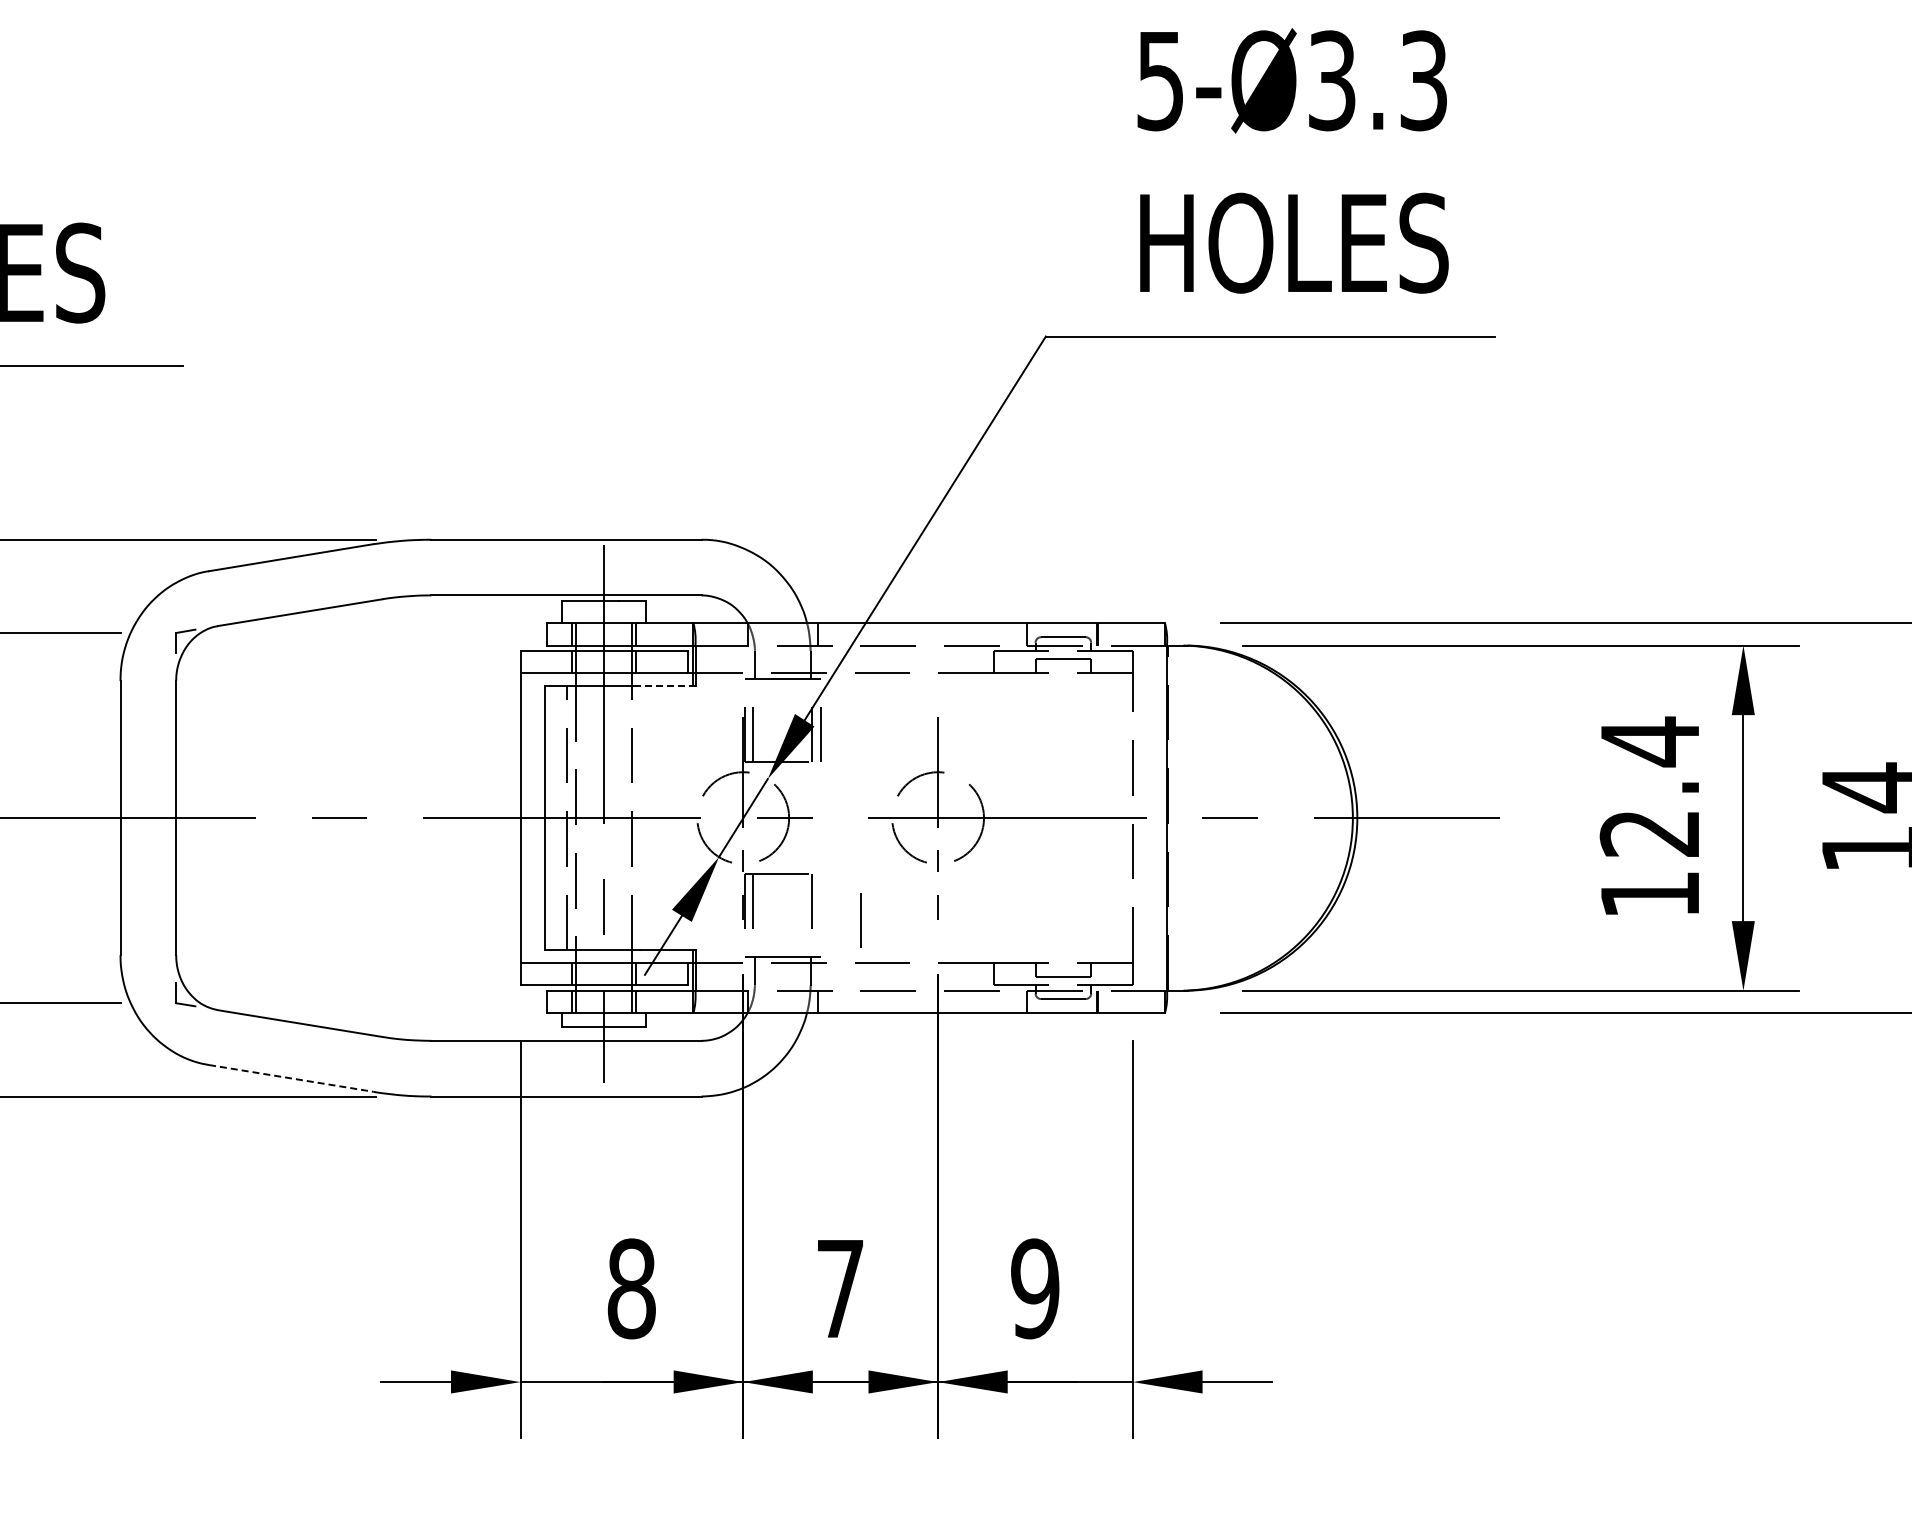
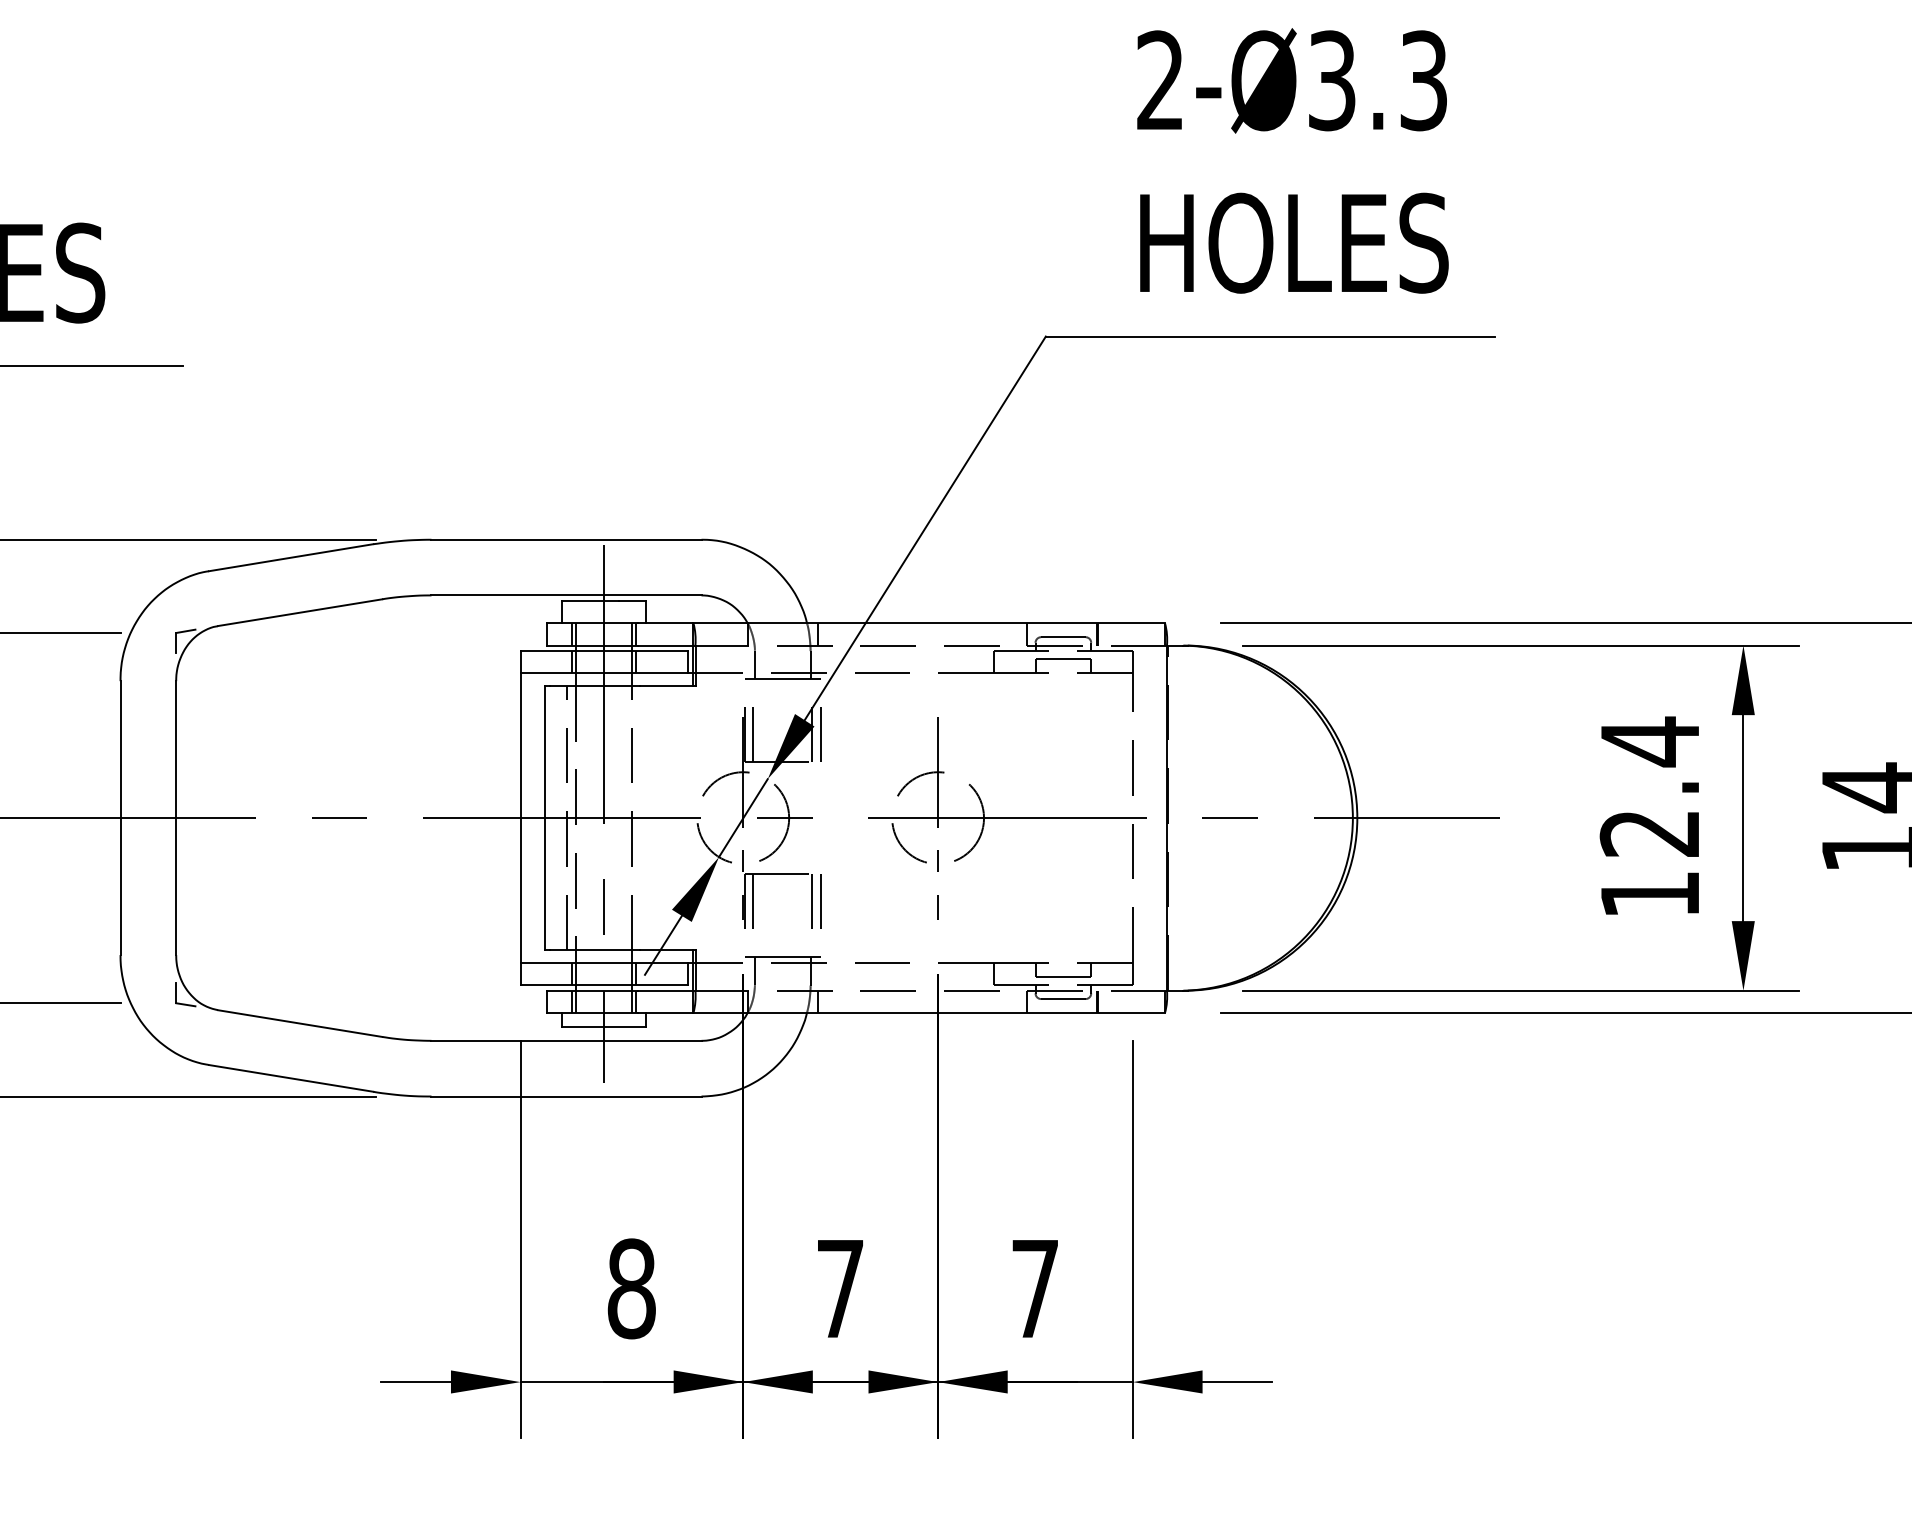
text: 5-Ø3.3 -> 2-Ø3.3 (1159, 80)
line: dashed -> solid (667, 685)
line position: (860, 920) -> (820, 901) (820, 901)
line: dashed -> solid (291, 1078)
text: 9 -> 7 (1035, 1288)
